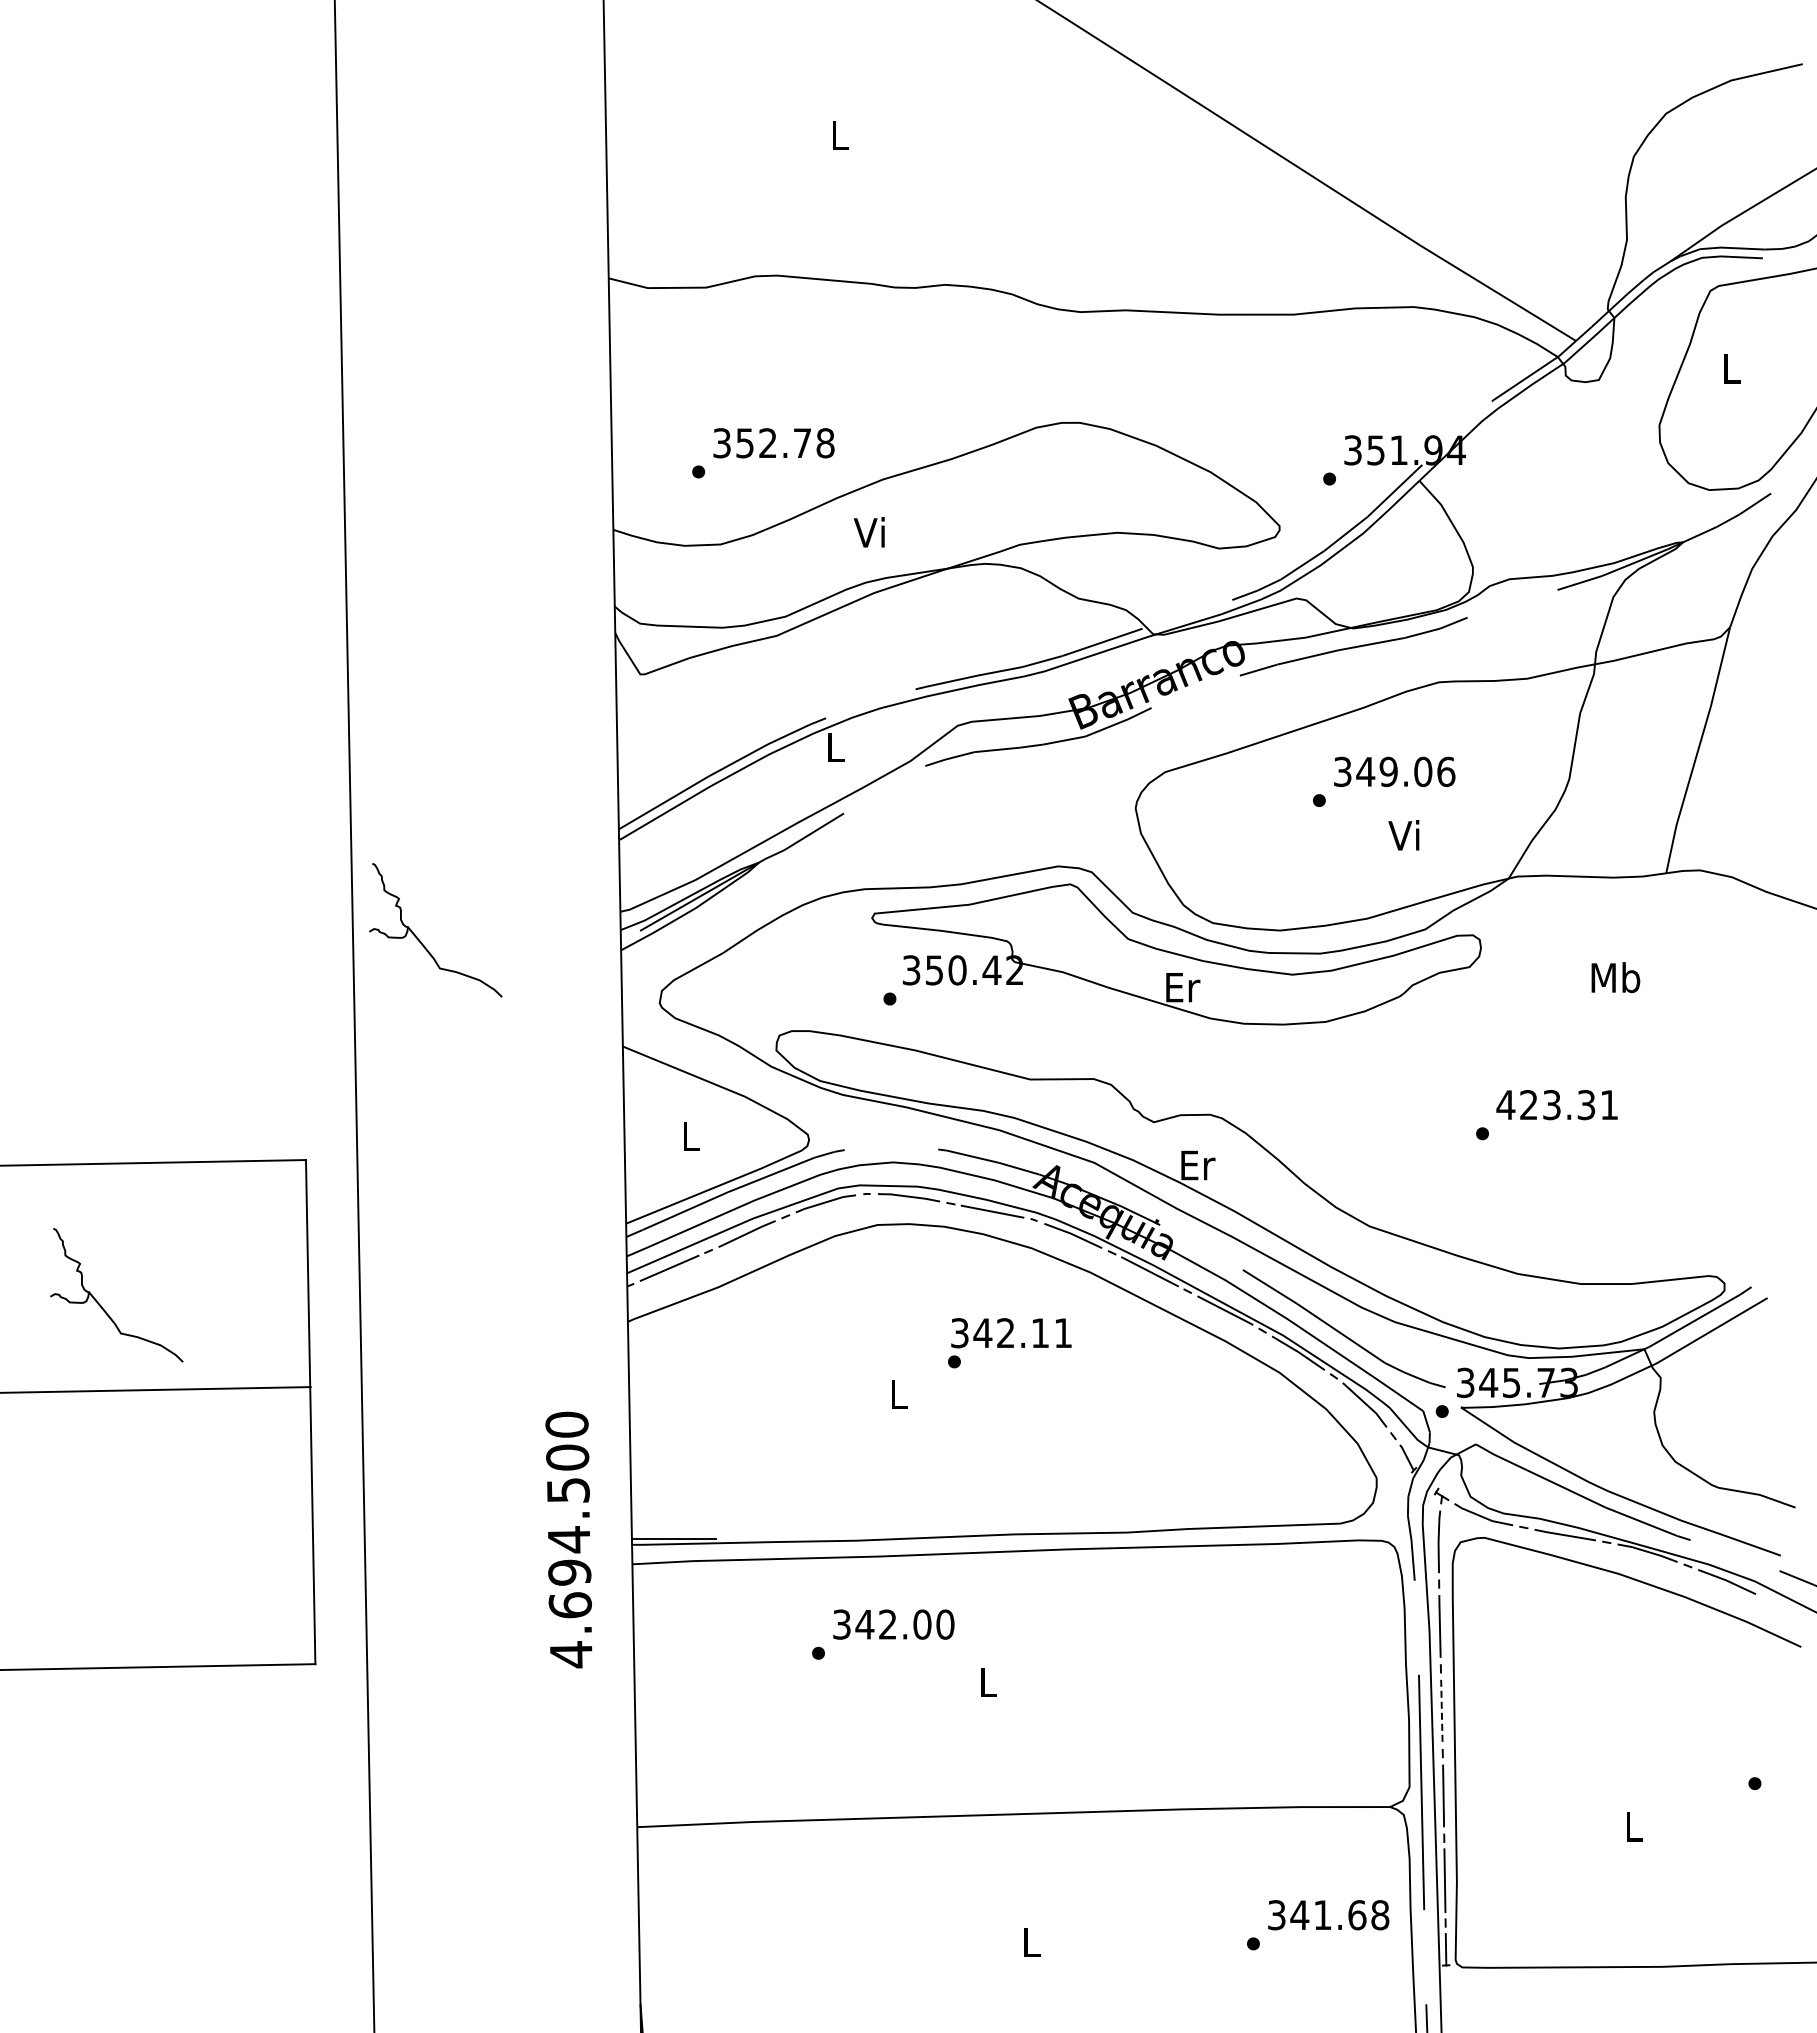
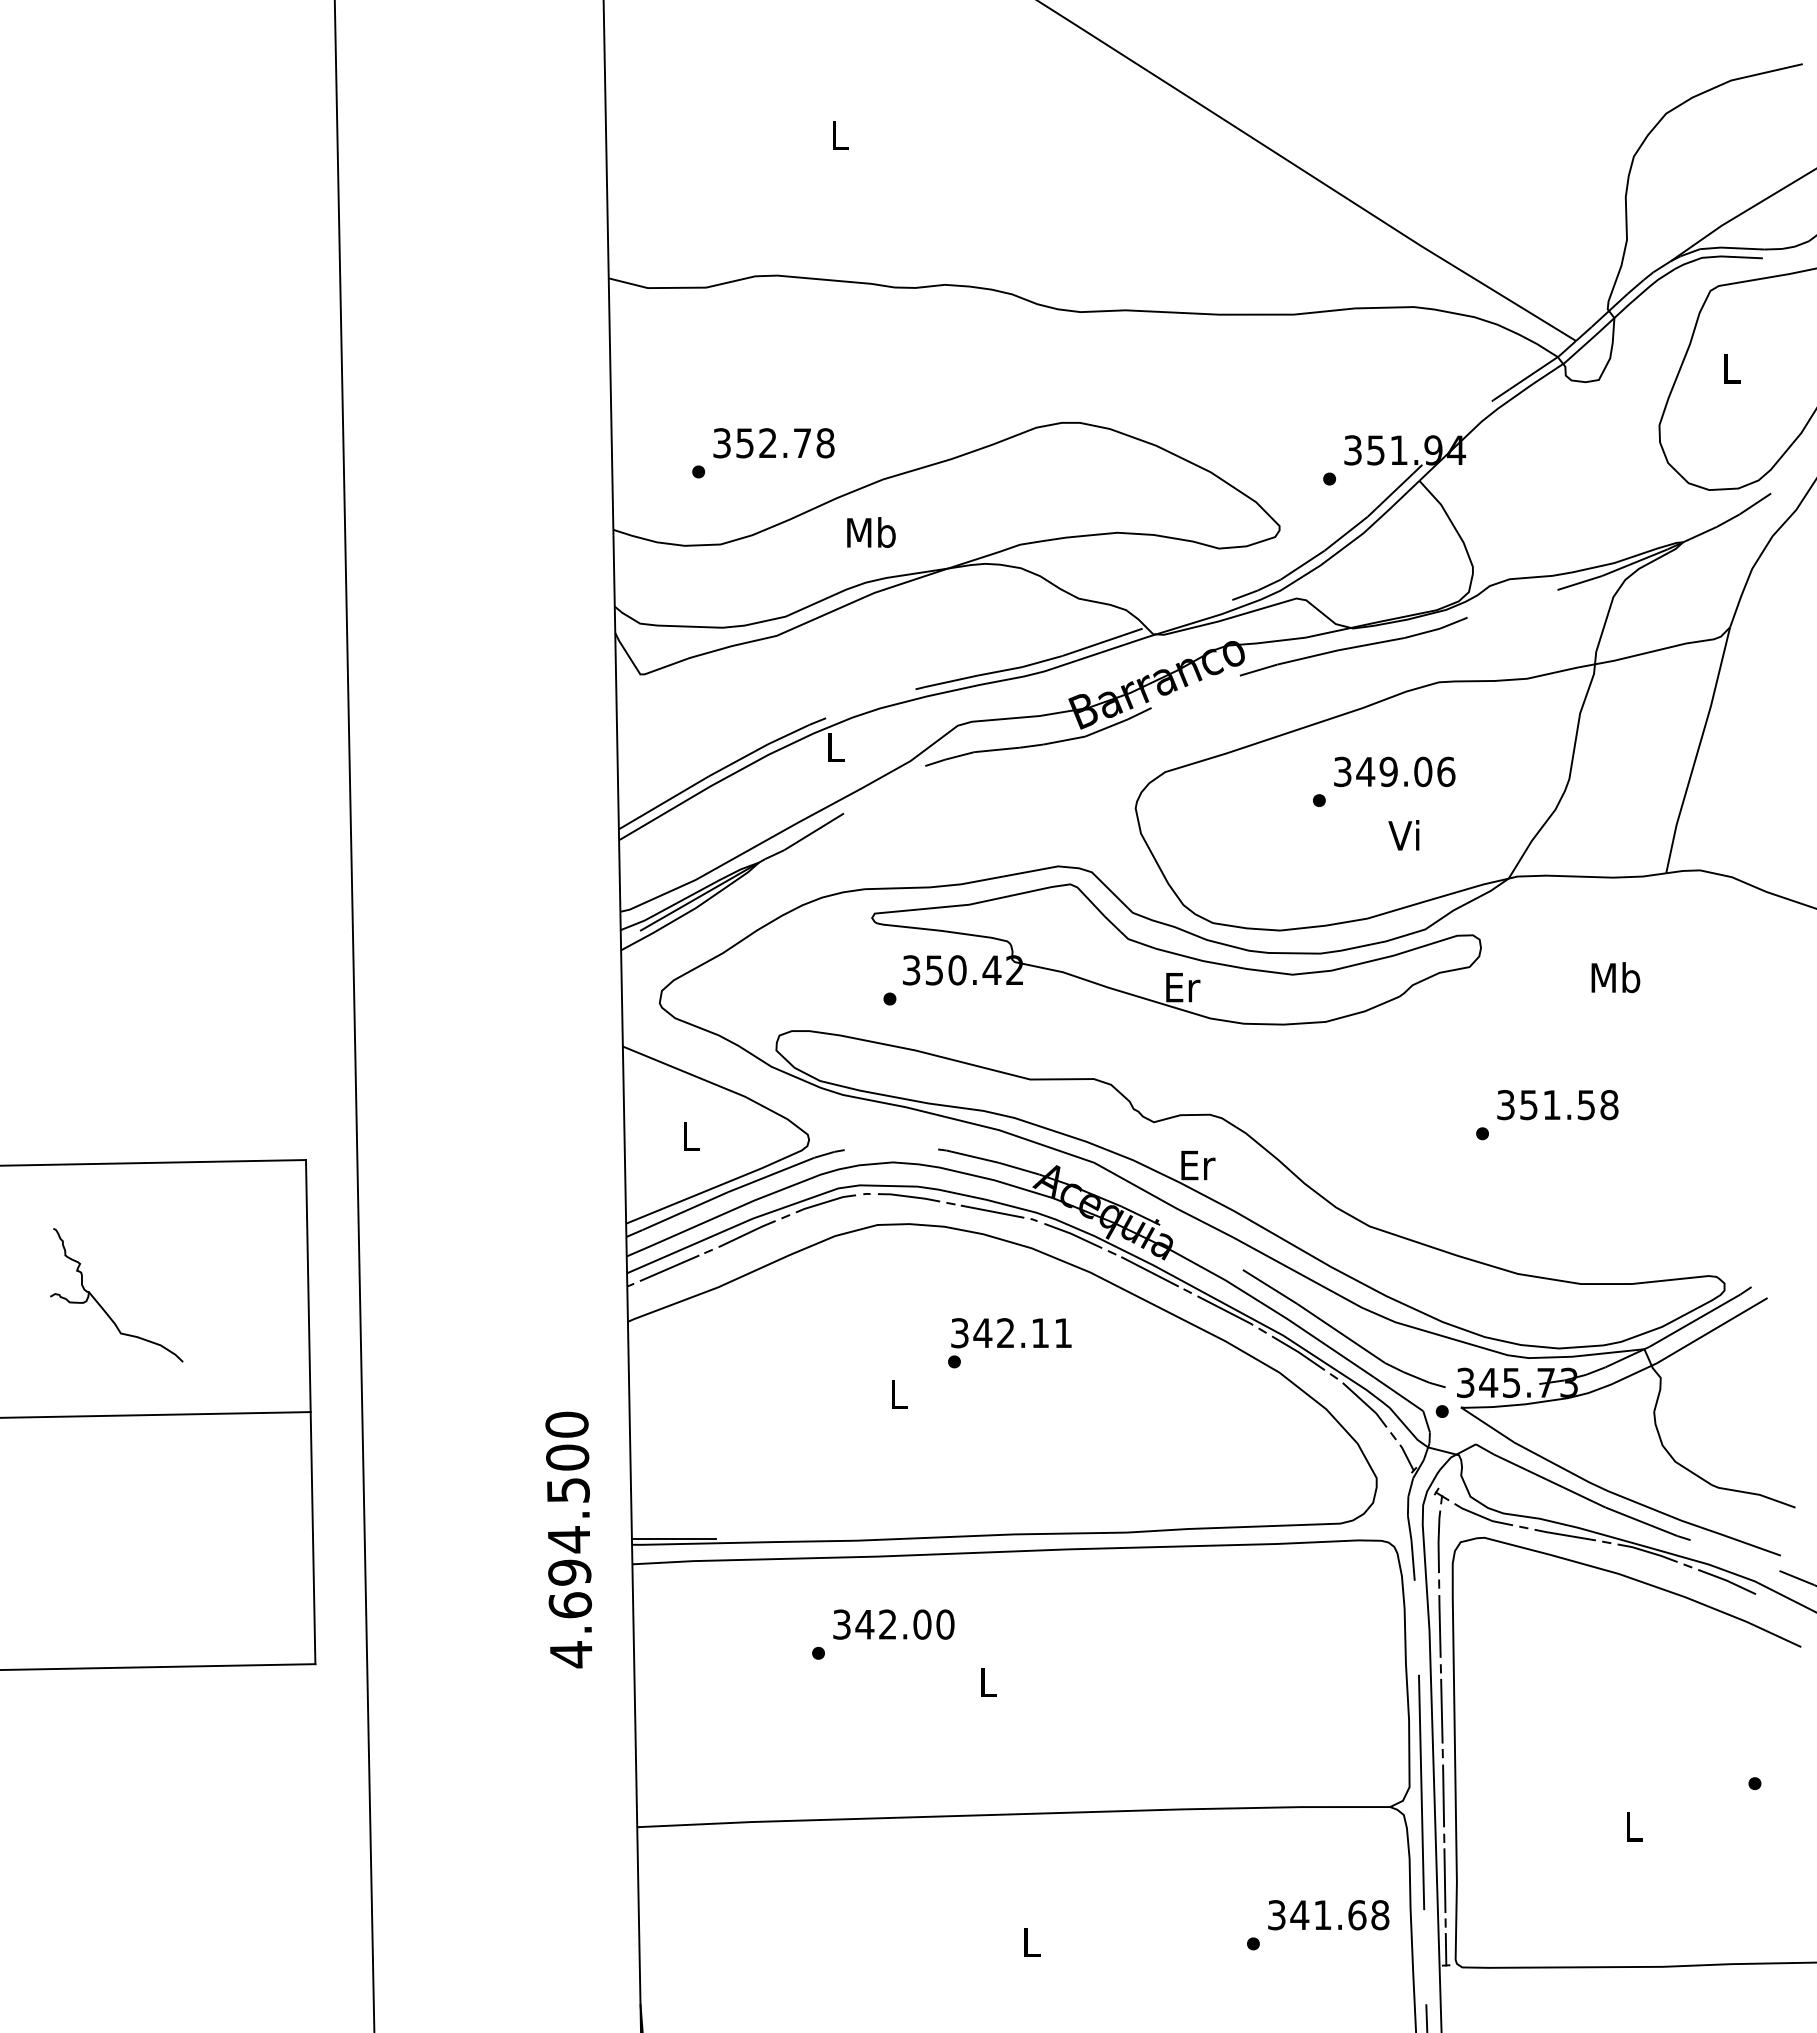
text: Vi -> Mb (871, 532)
part: present -> none (421, 941)
text: 423.31 -> 351.58 (1557, 1105)
line position: (156, 1389) -> (156, 1414) (156, 1414)
line: dashed -> solid (1441, 1711)
